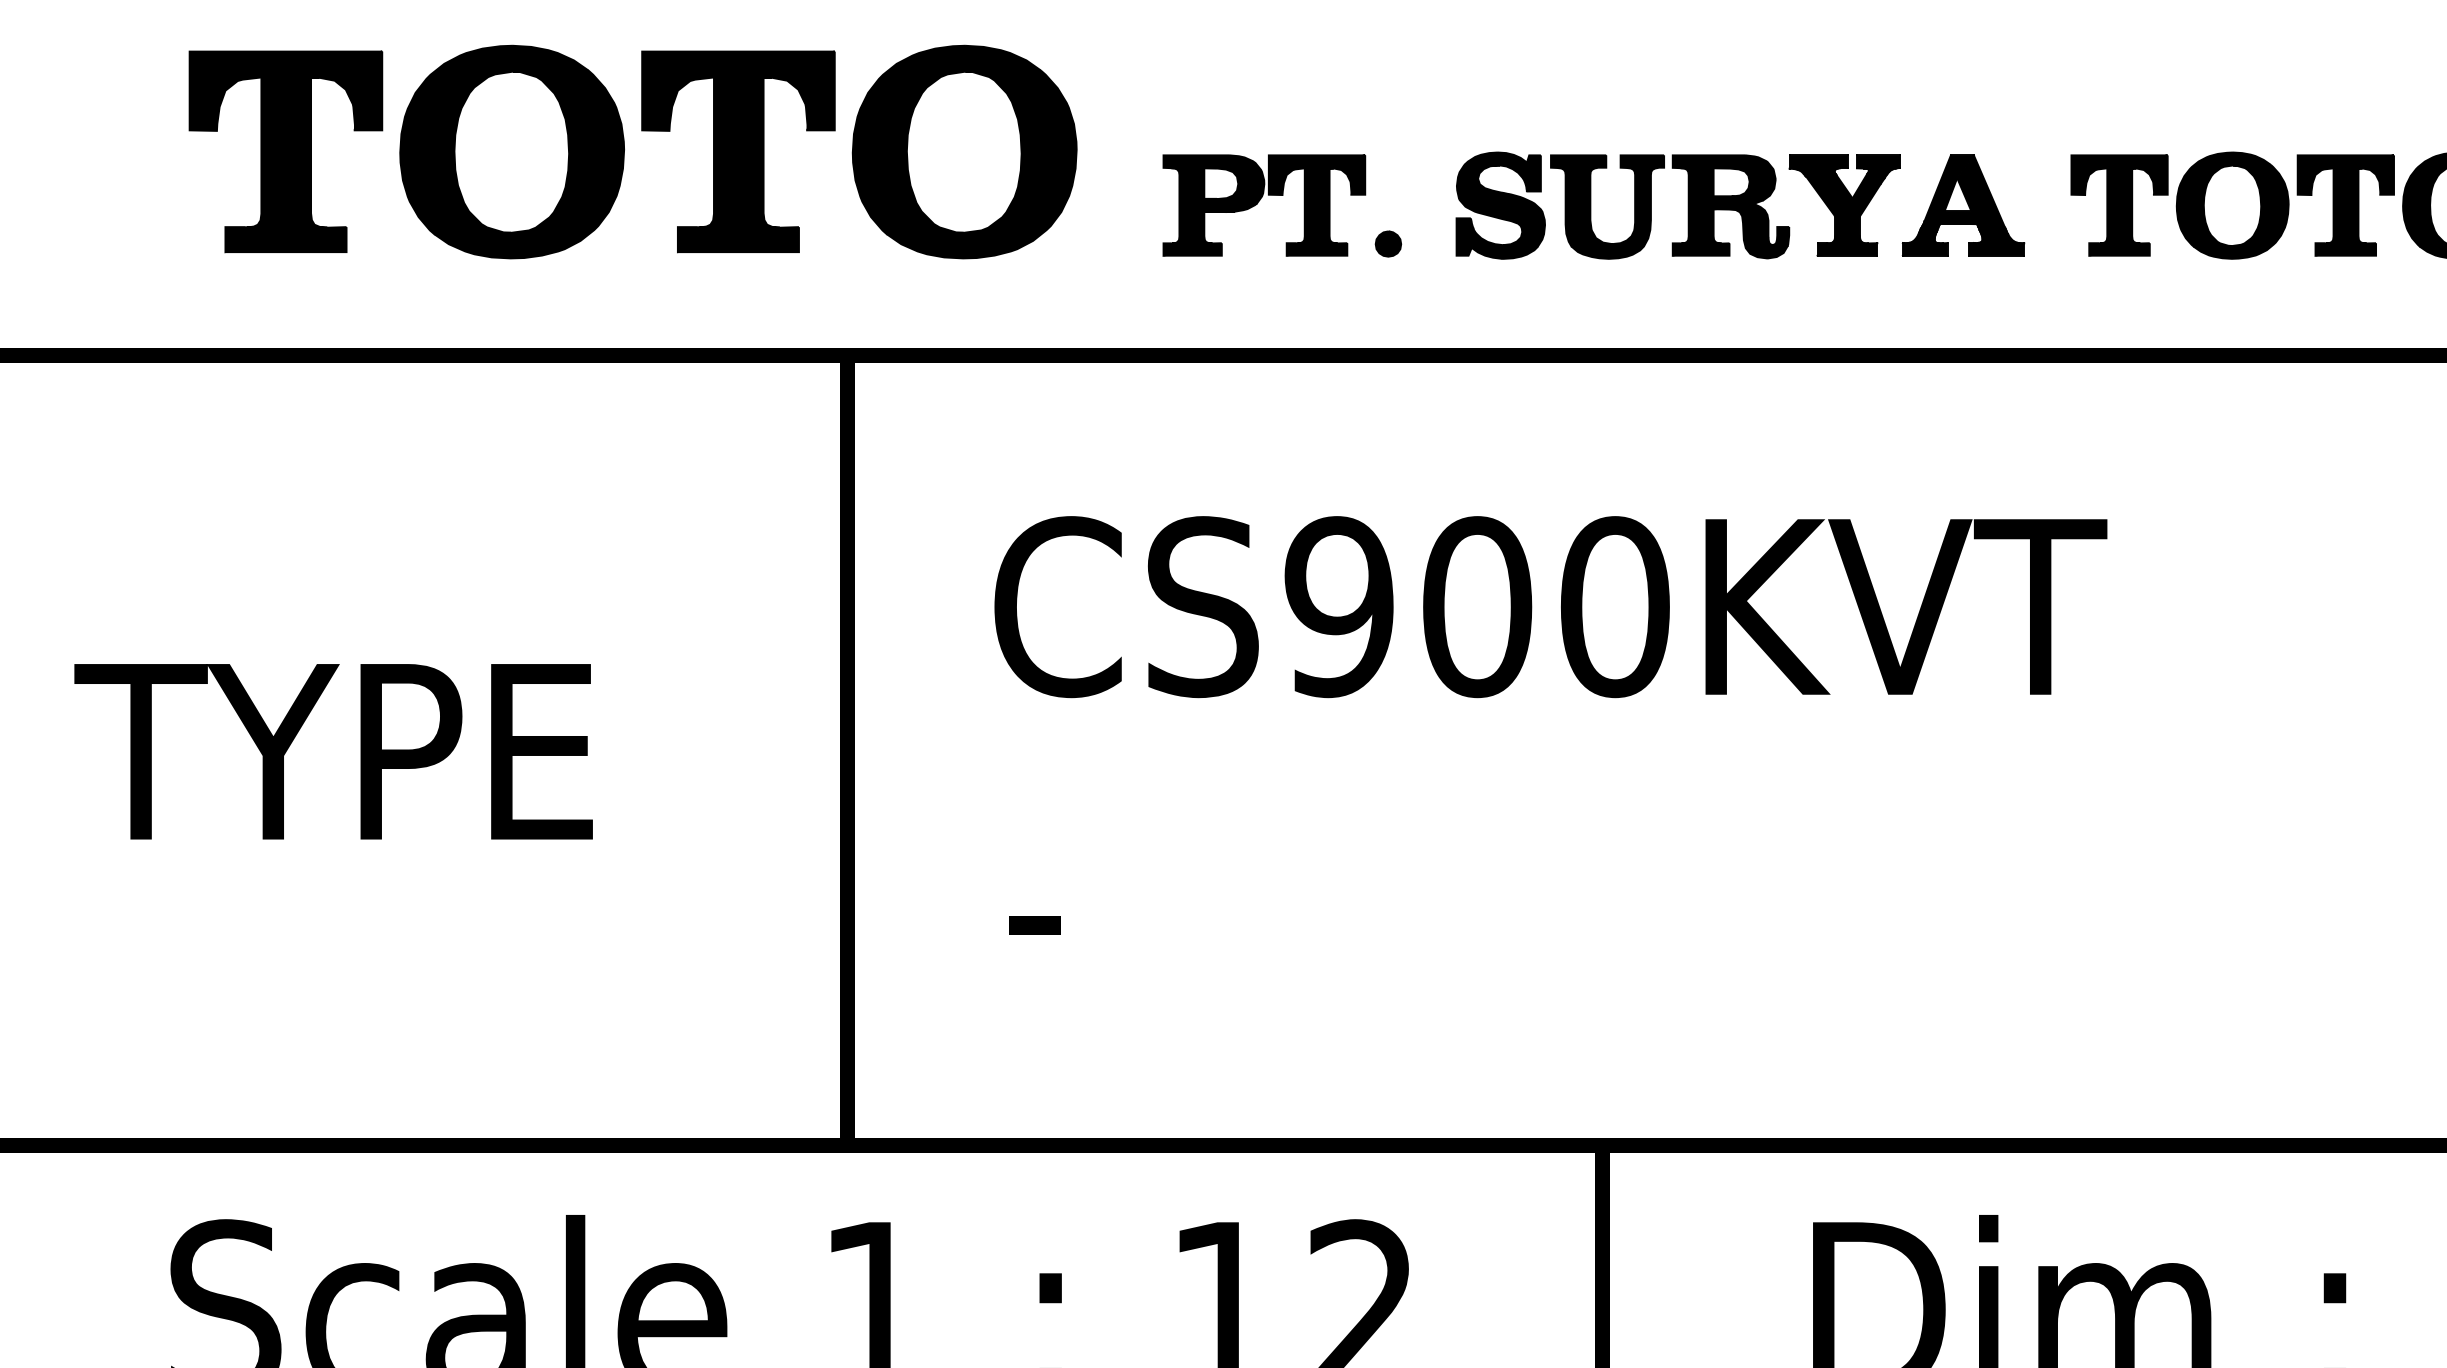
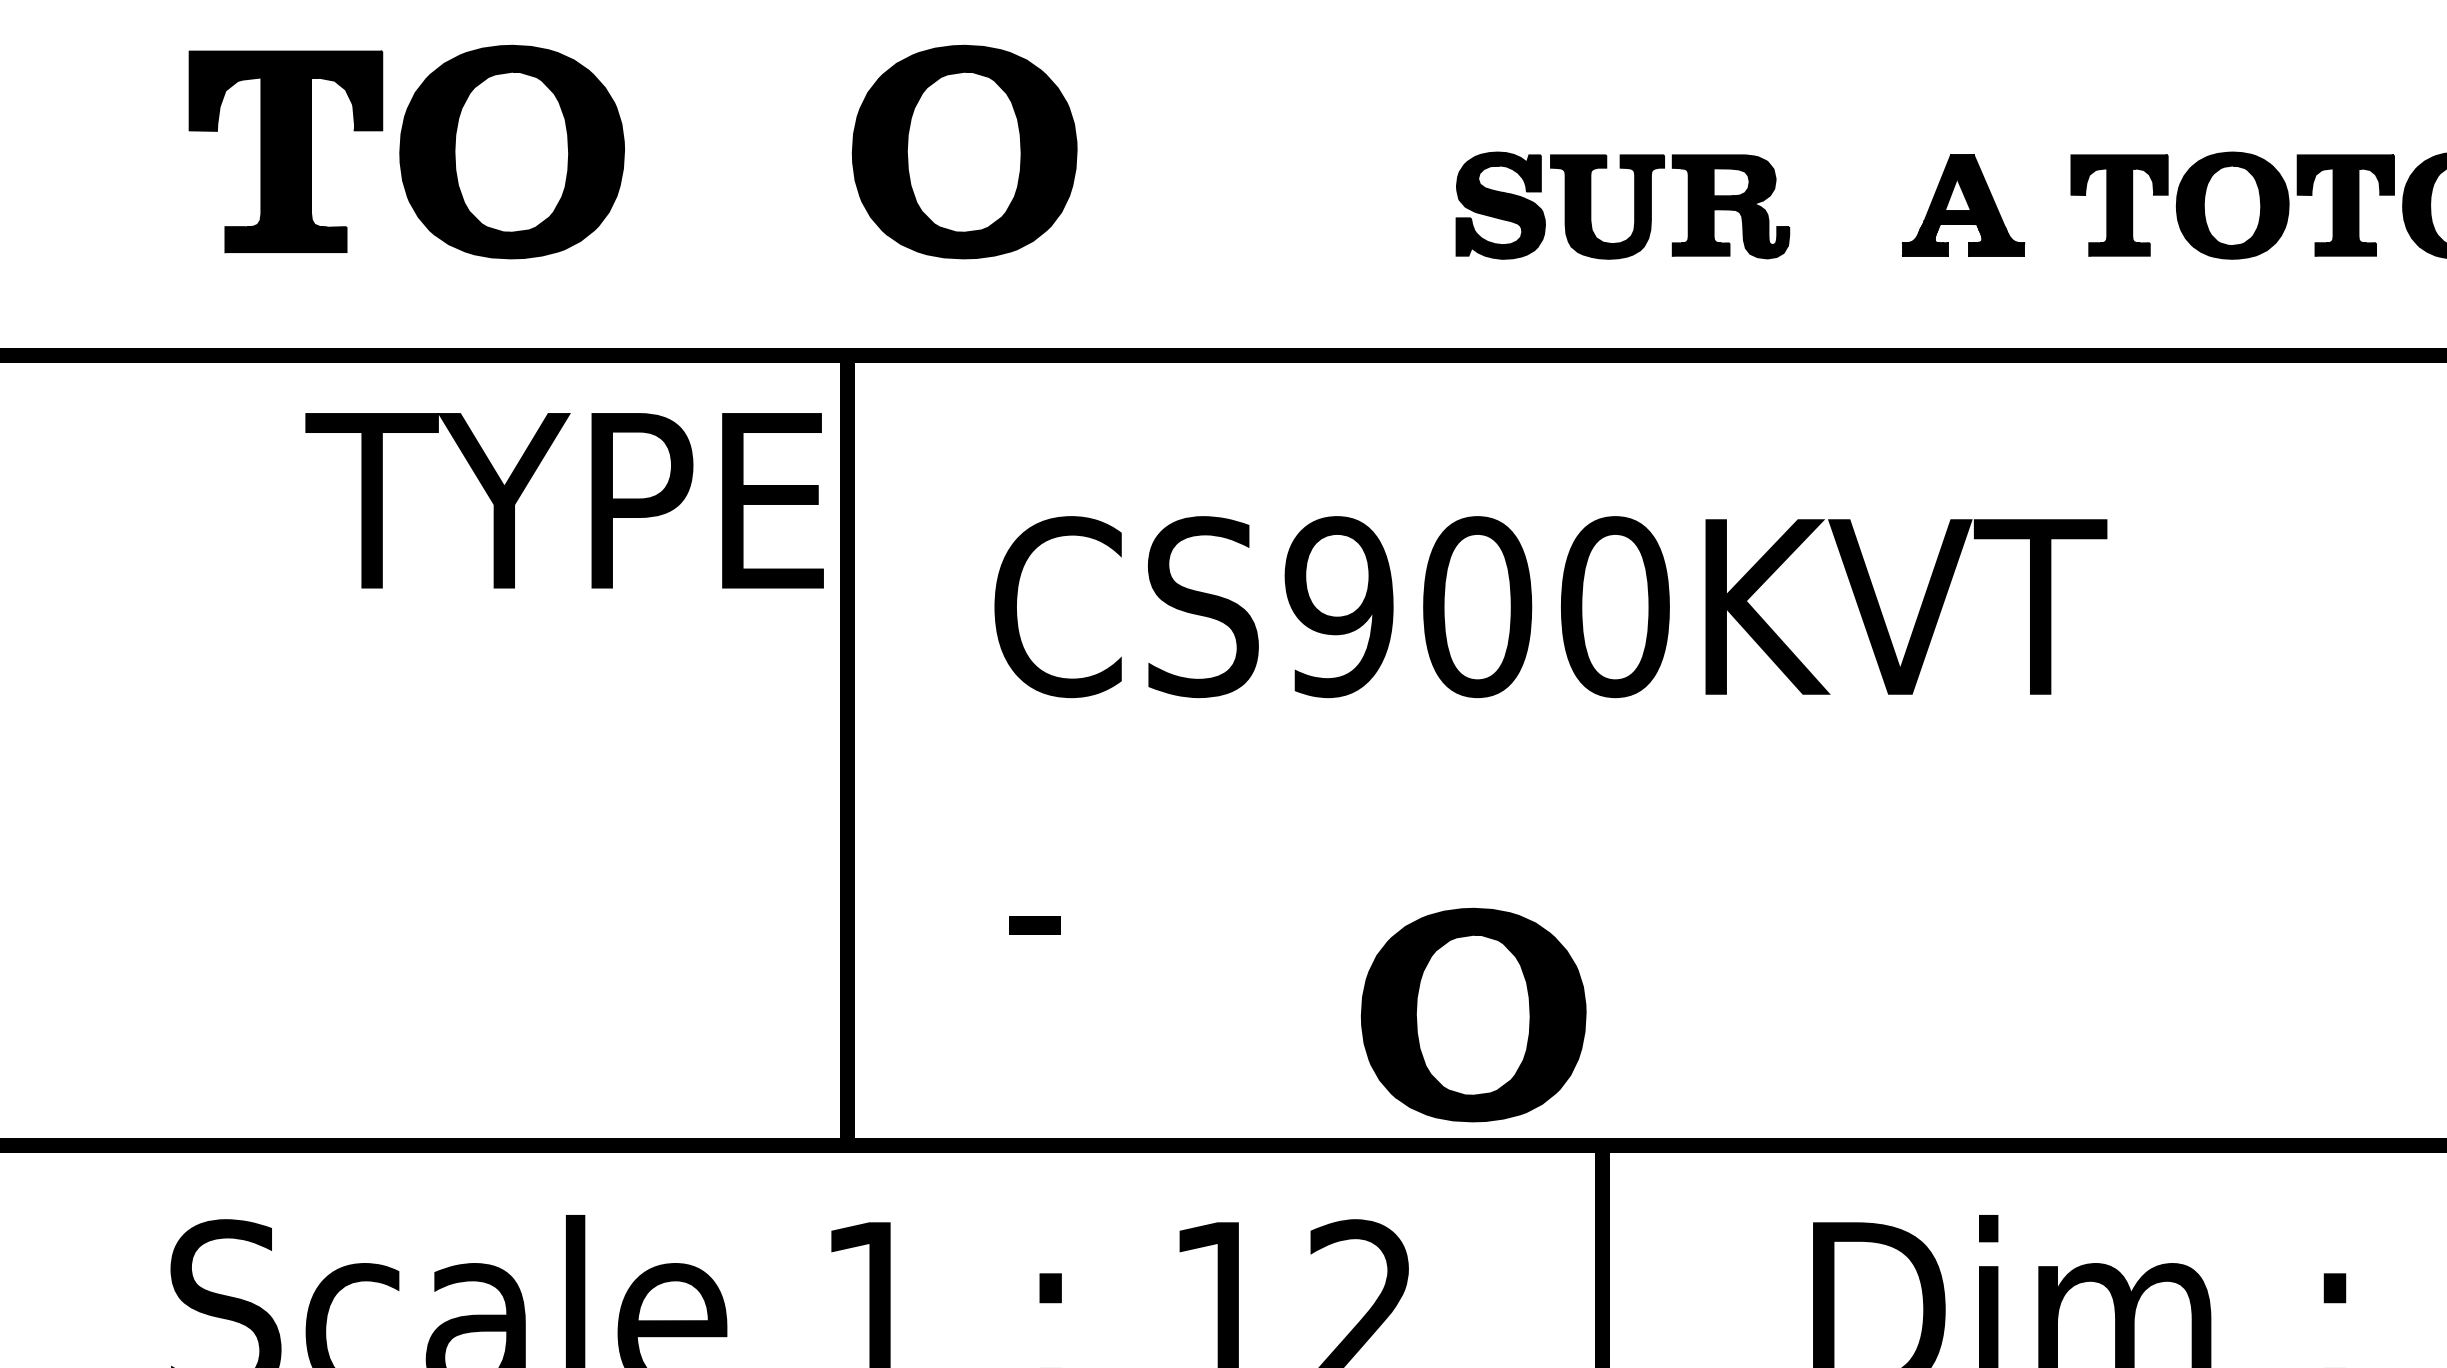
part: present -> none (738, 151)
part: present -> none (1282, 195)
part: present -> none (1844, 205)
text position: (333, 751) -> (564, 500) (564, 500)
part: none -> present (1473, 1014)
